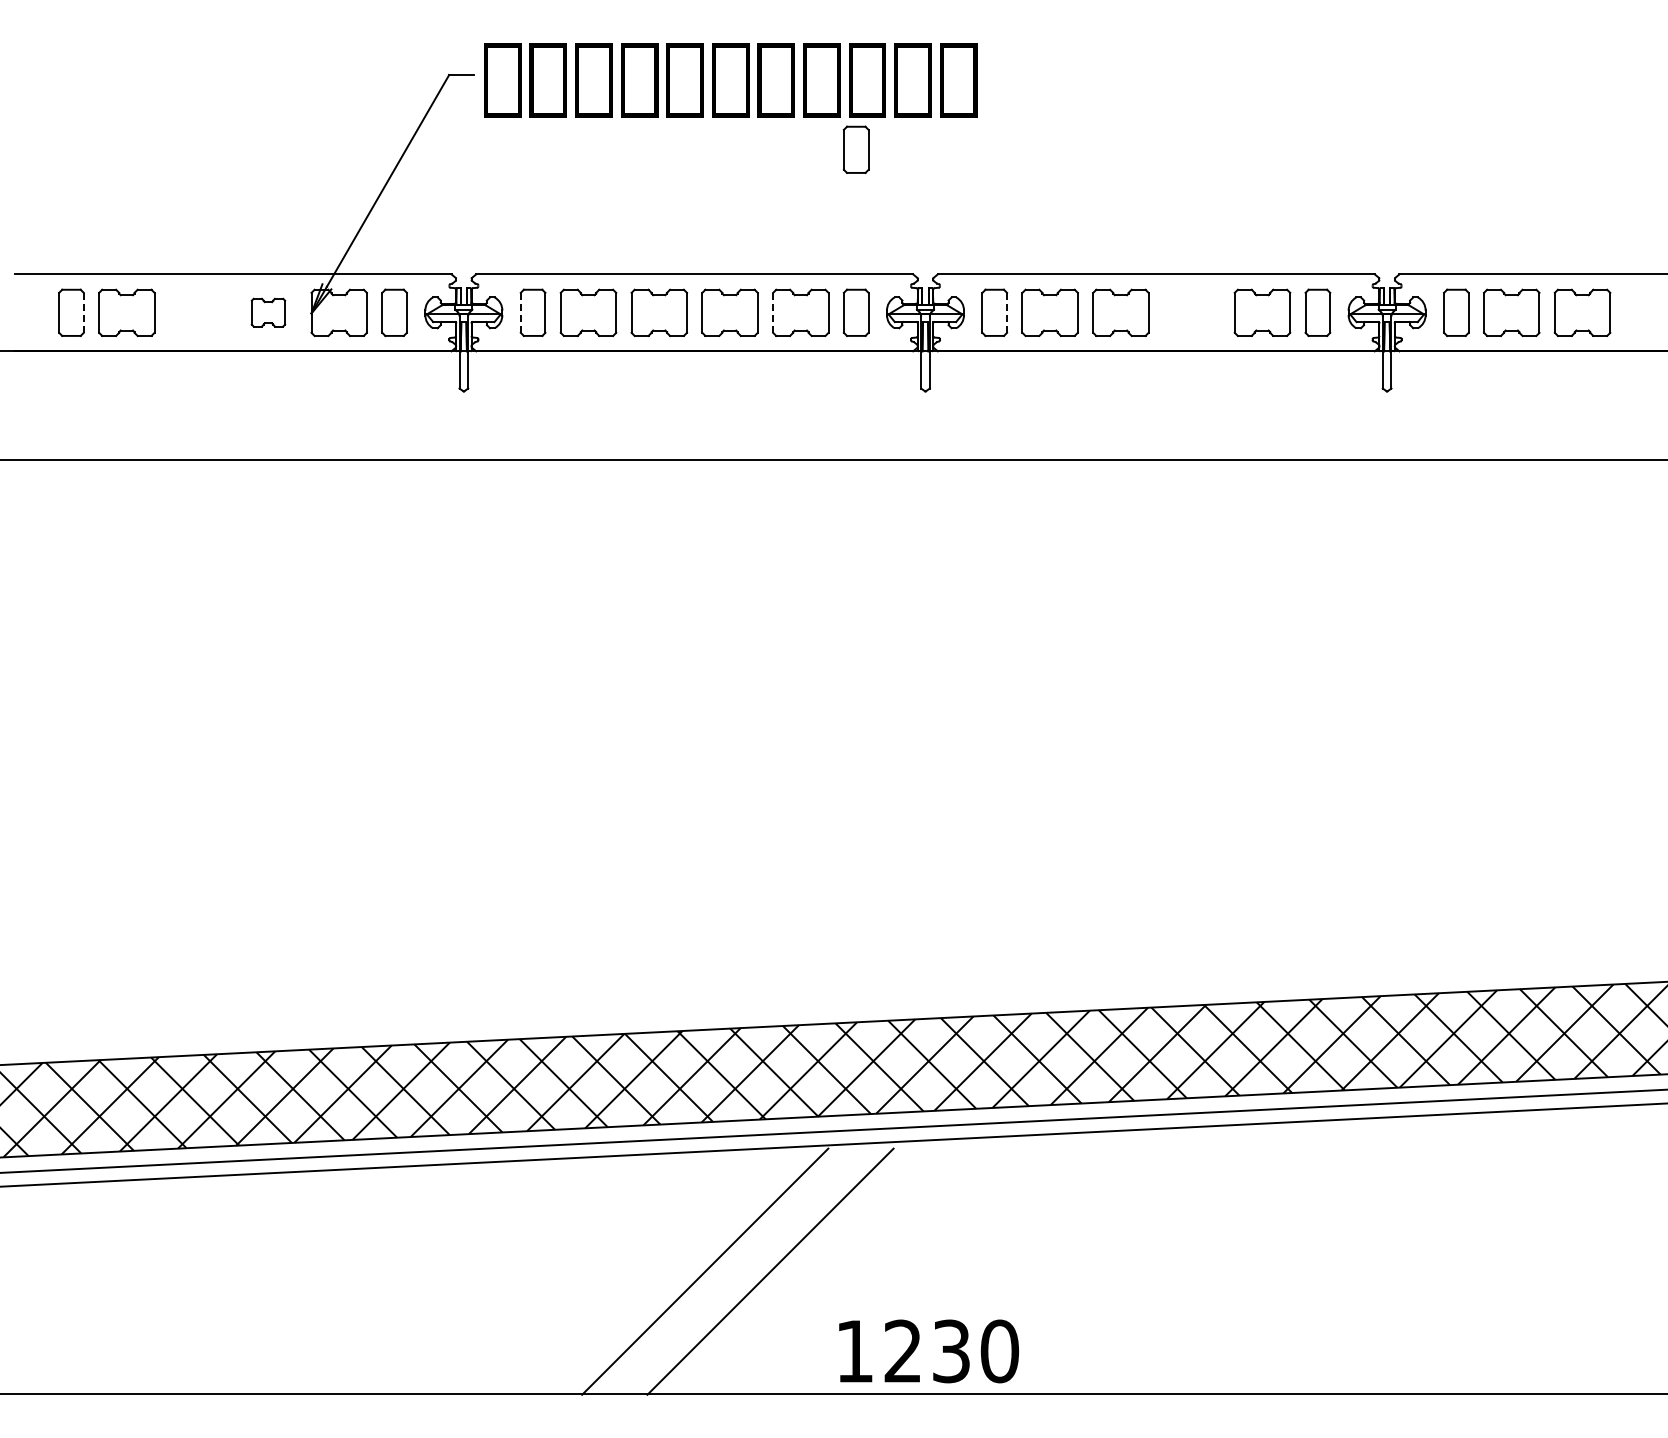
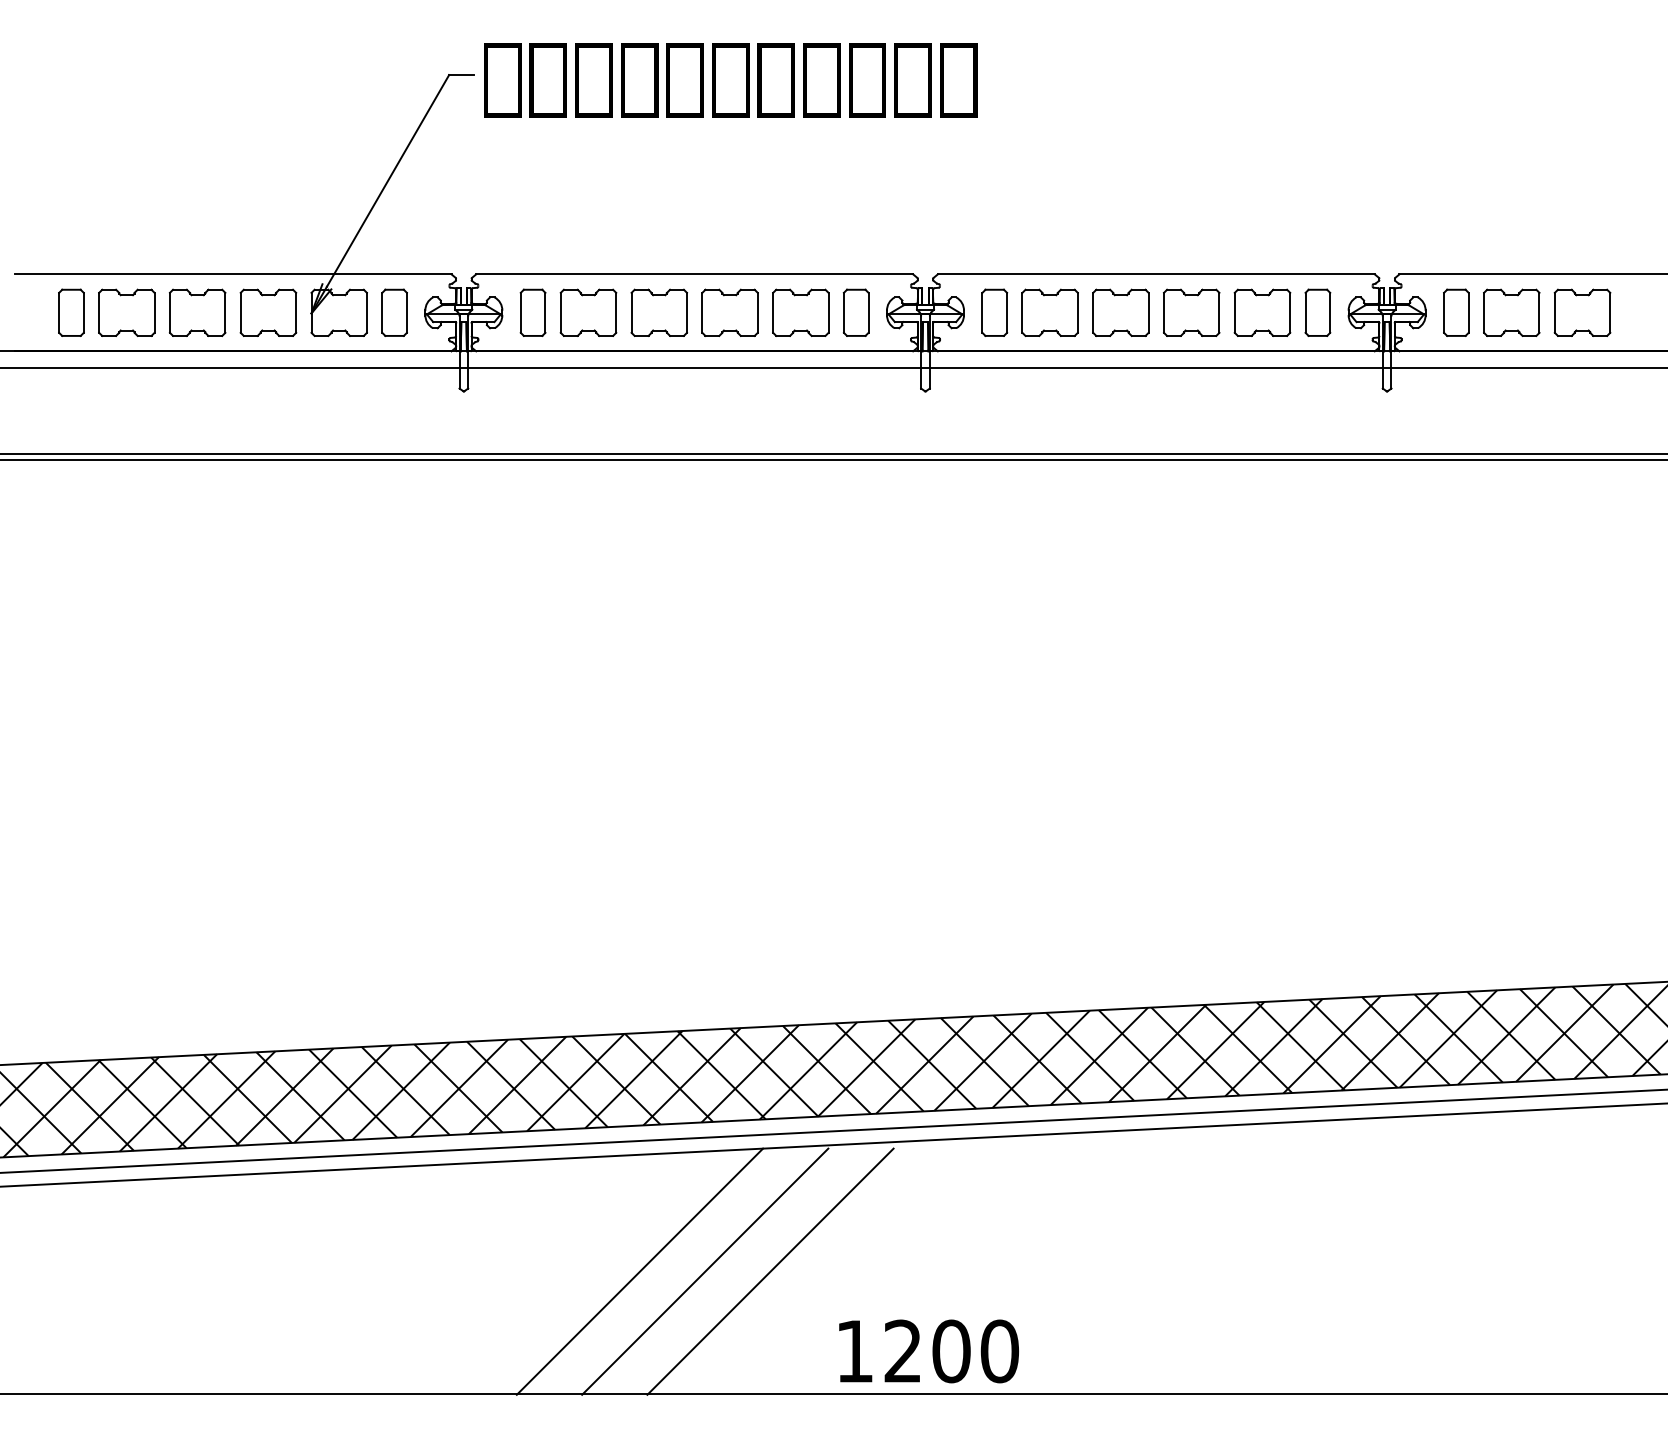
part: present -> none (855, 149)
part: none -> present (197, 312)
part size: 37x31 px -> 59x49 px (268, 312)
line: dashed -> solid (520, 312)
line: dashed -> solid (773, 312)
part: none -> present (1191, 312)
line: dashed -> solid (83, 313)
line: dashed -> solid (1007, 313)
line: none -> present (833, 368)
line: none -> present (833, 454)
line: none -> present (639, 1271)
text: 1230 -> 1200 (951, 1351)
